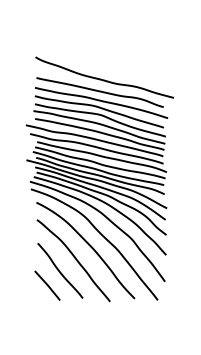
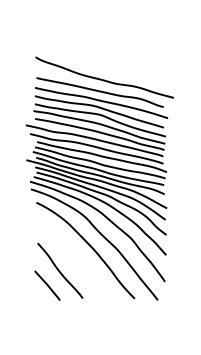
curve: present -> none (74, 258)
